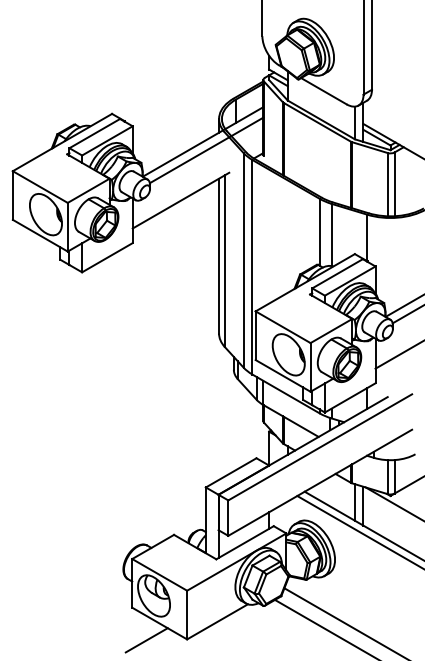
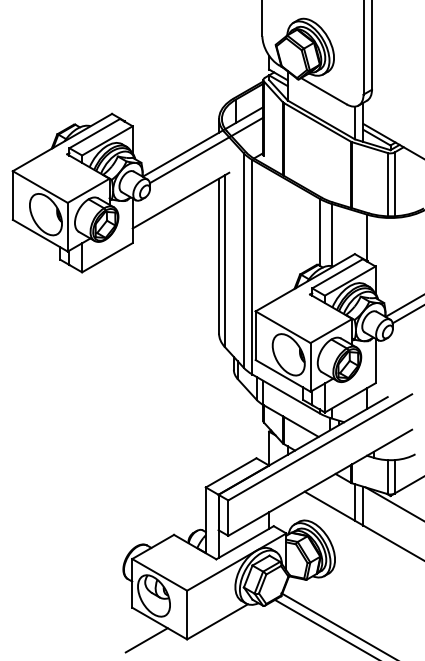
line: present -> none (398, 355)
line: present -> none (359, 531)
line position: (344, 622) -> (337, 625) (337, 625)
